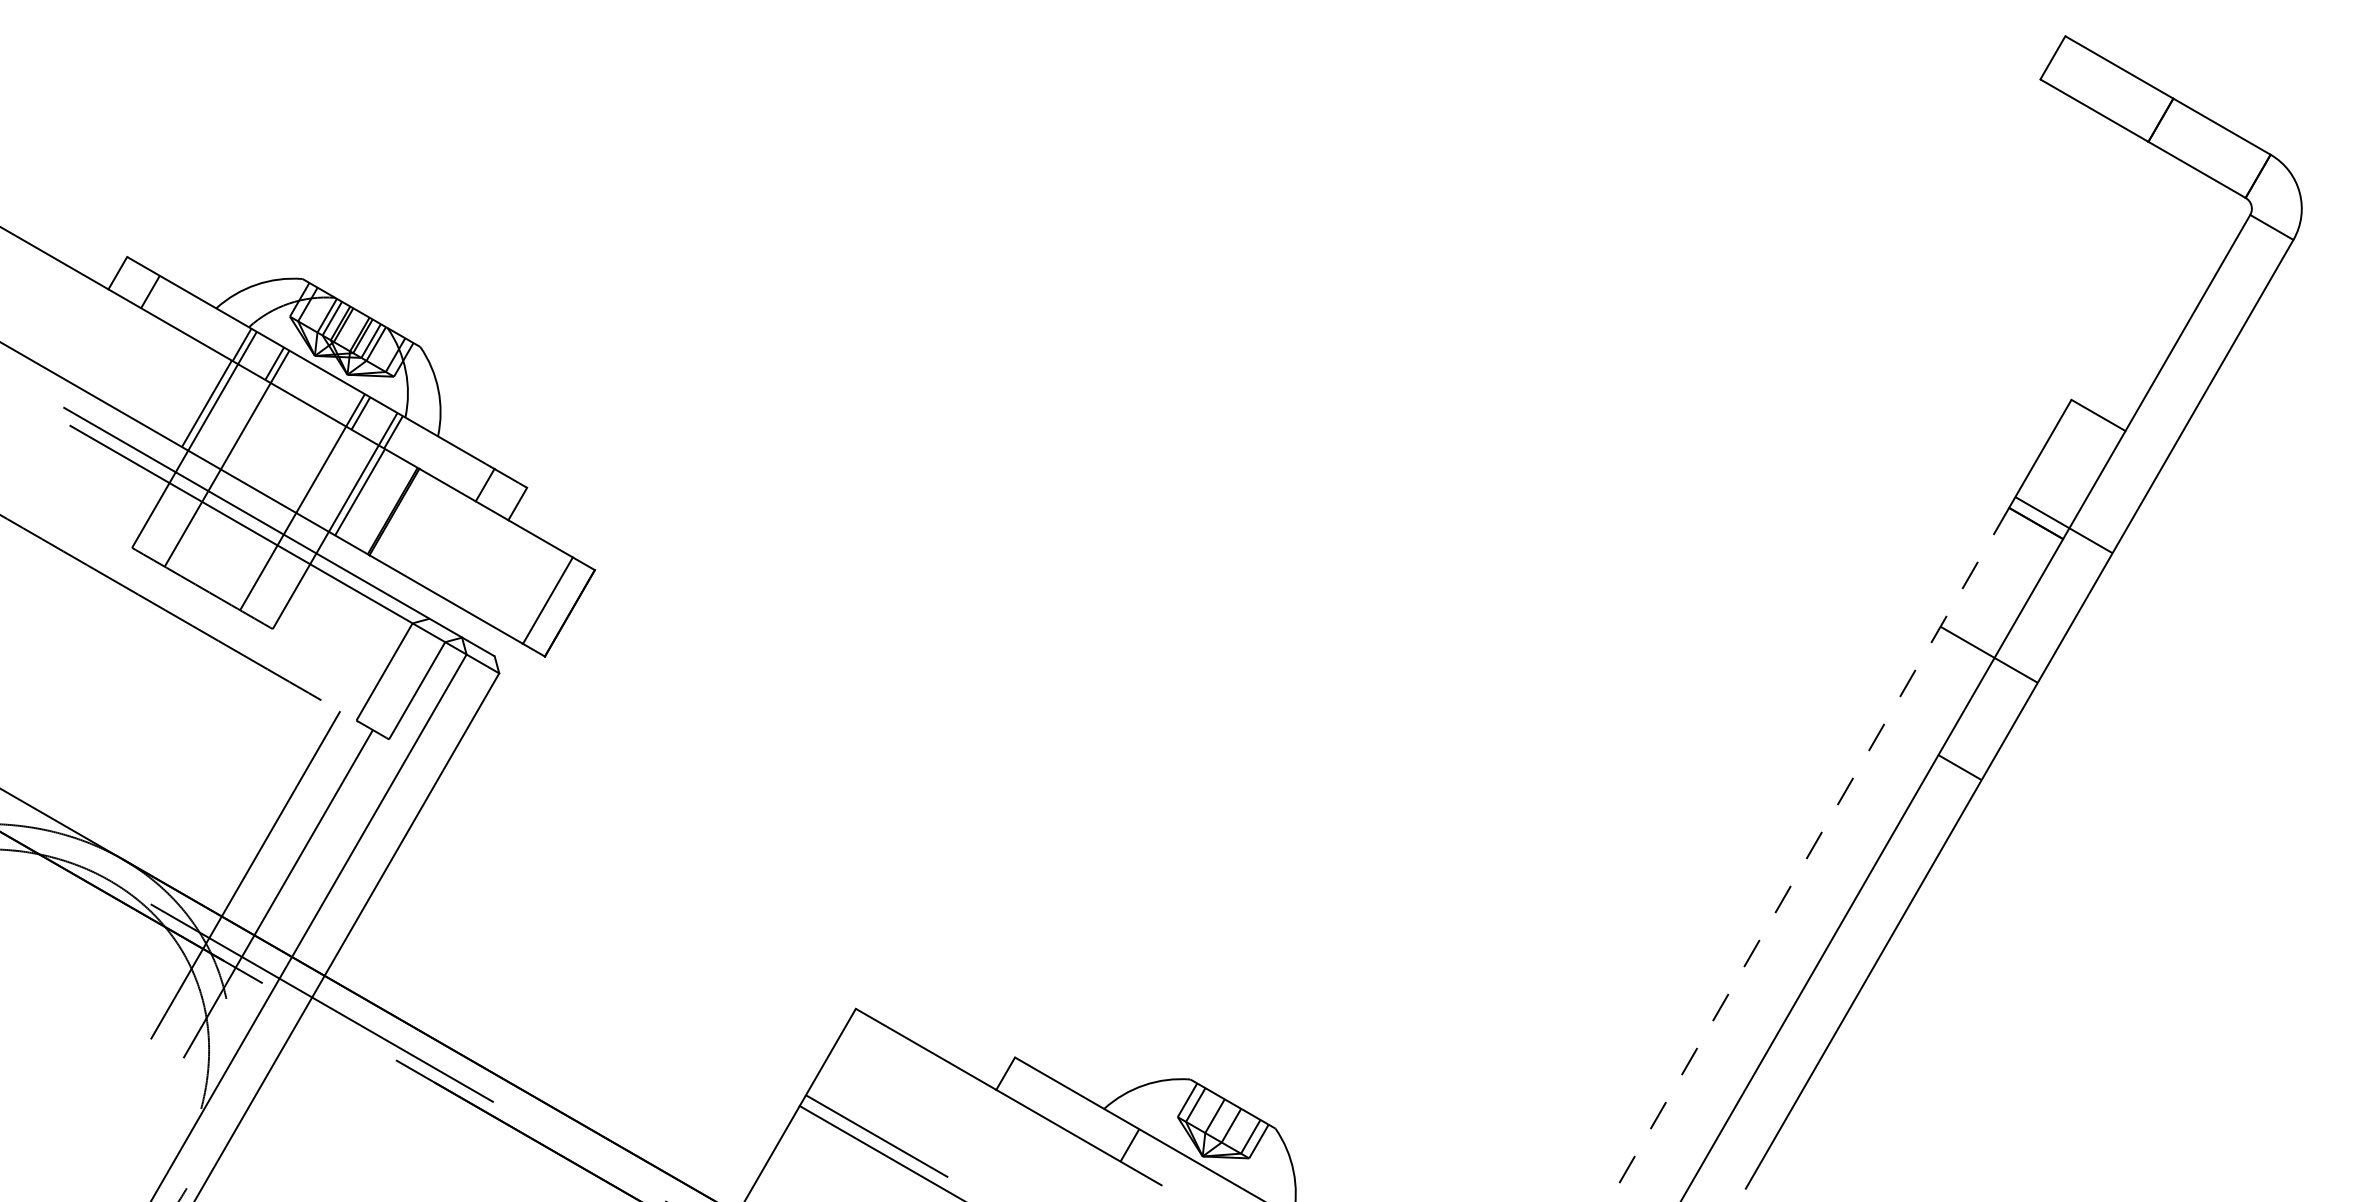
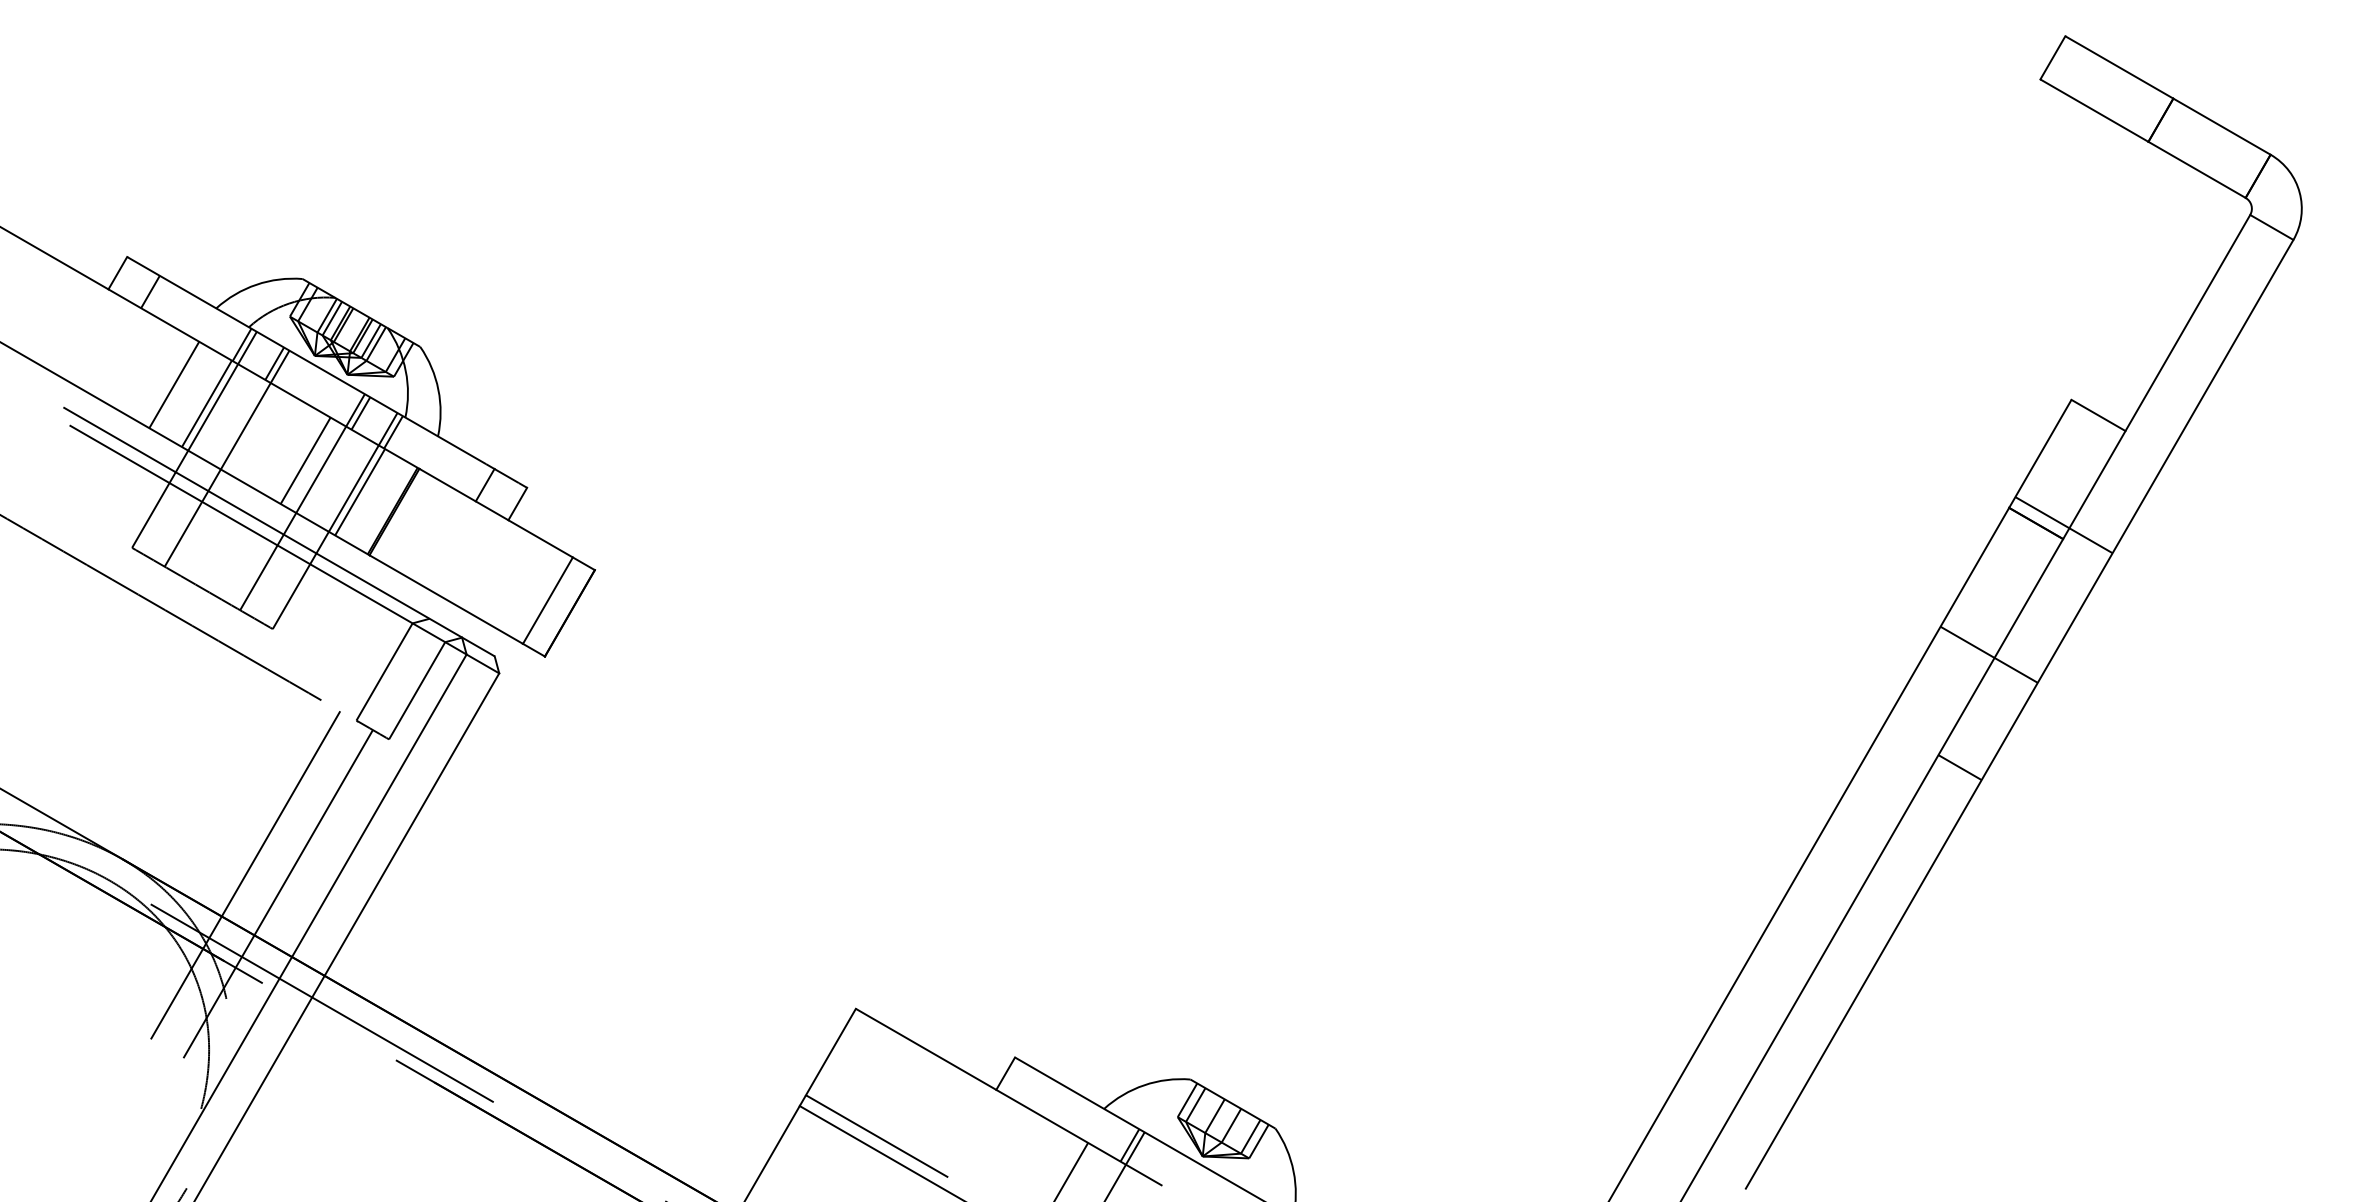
line: none -> present (174, 384)
line: none -> present (305, 460)
line: dashed -> solid (1808, 854)
line: none -> present (1125, 1165)
line: none -> present (1071, 1170)
